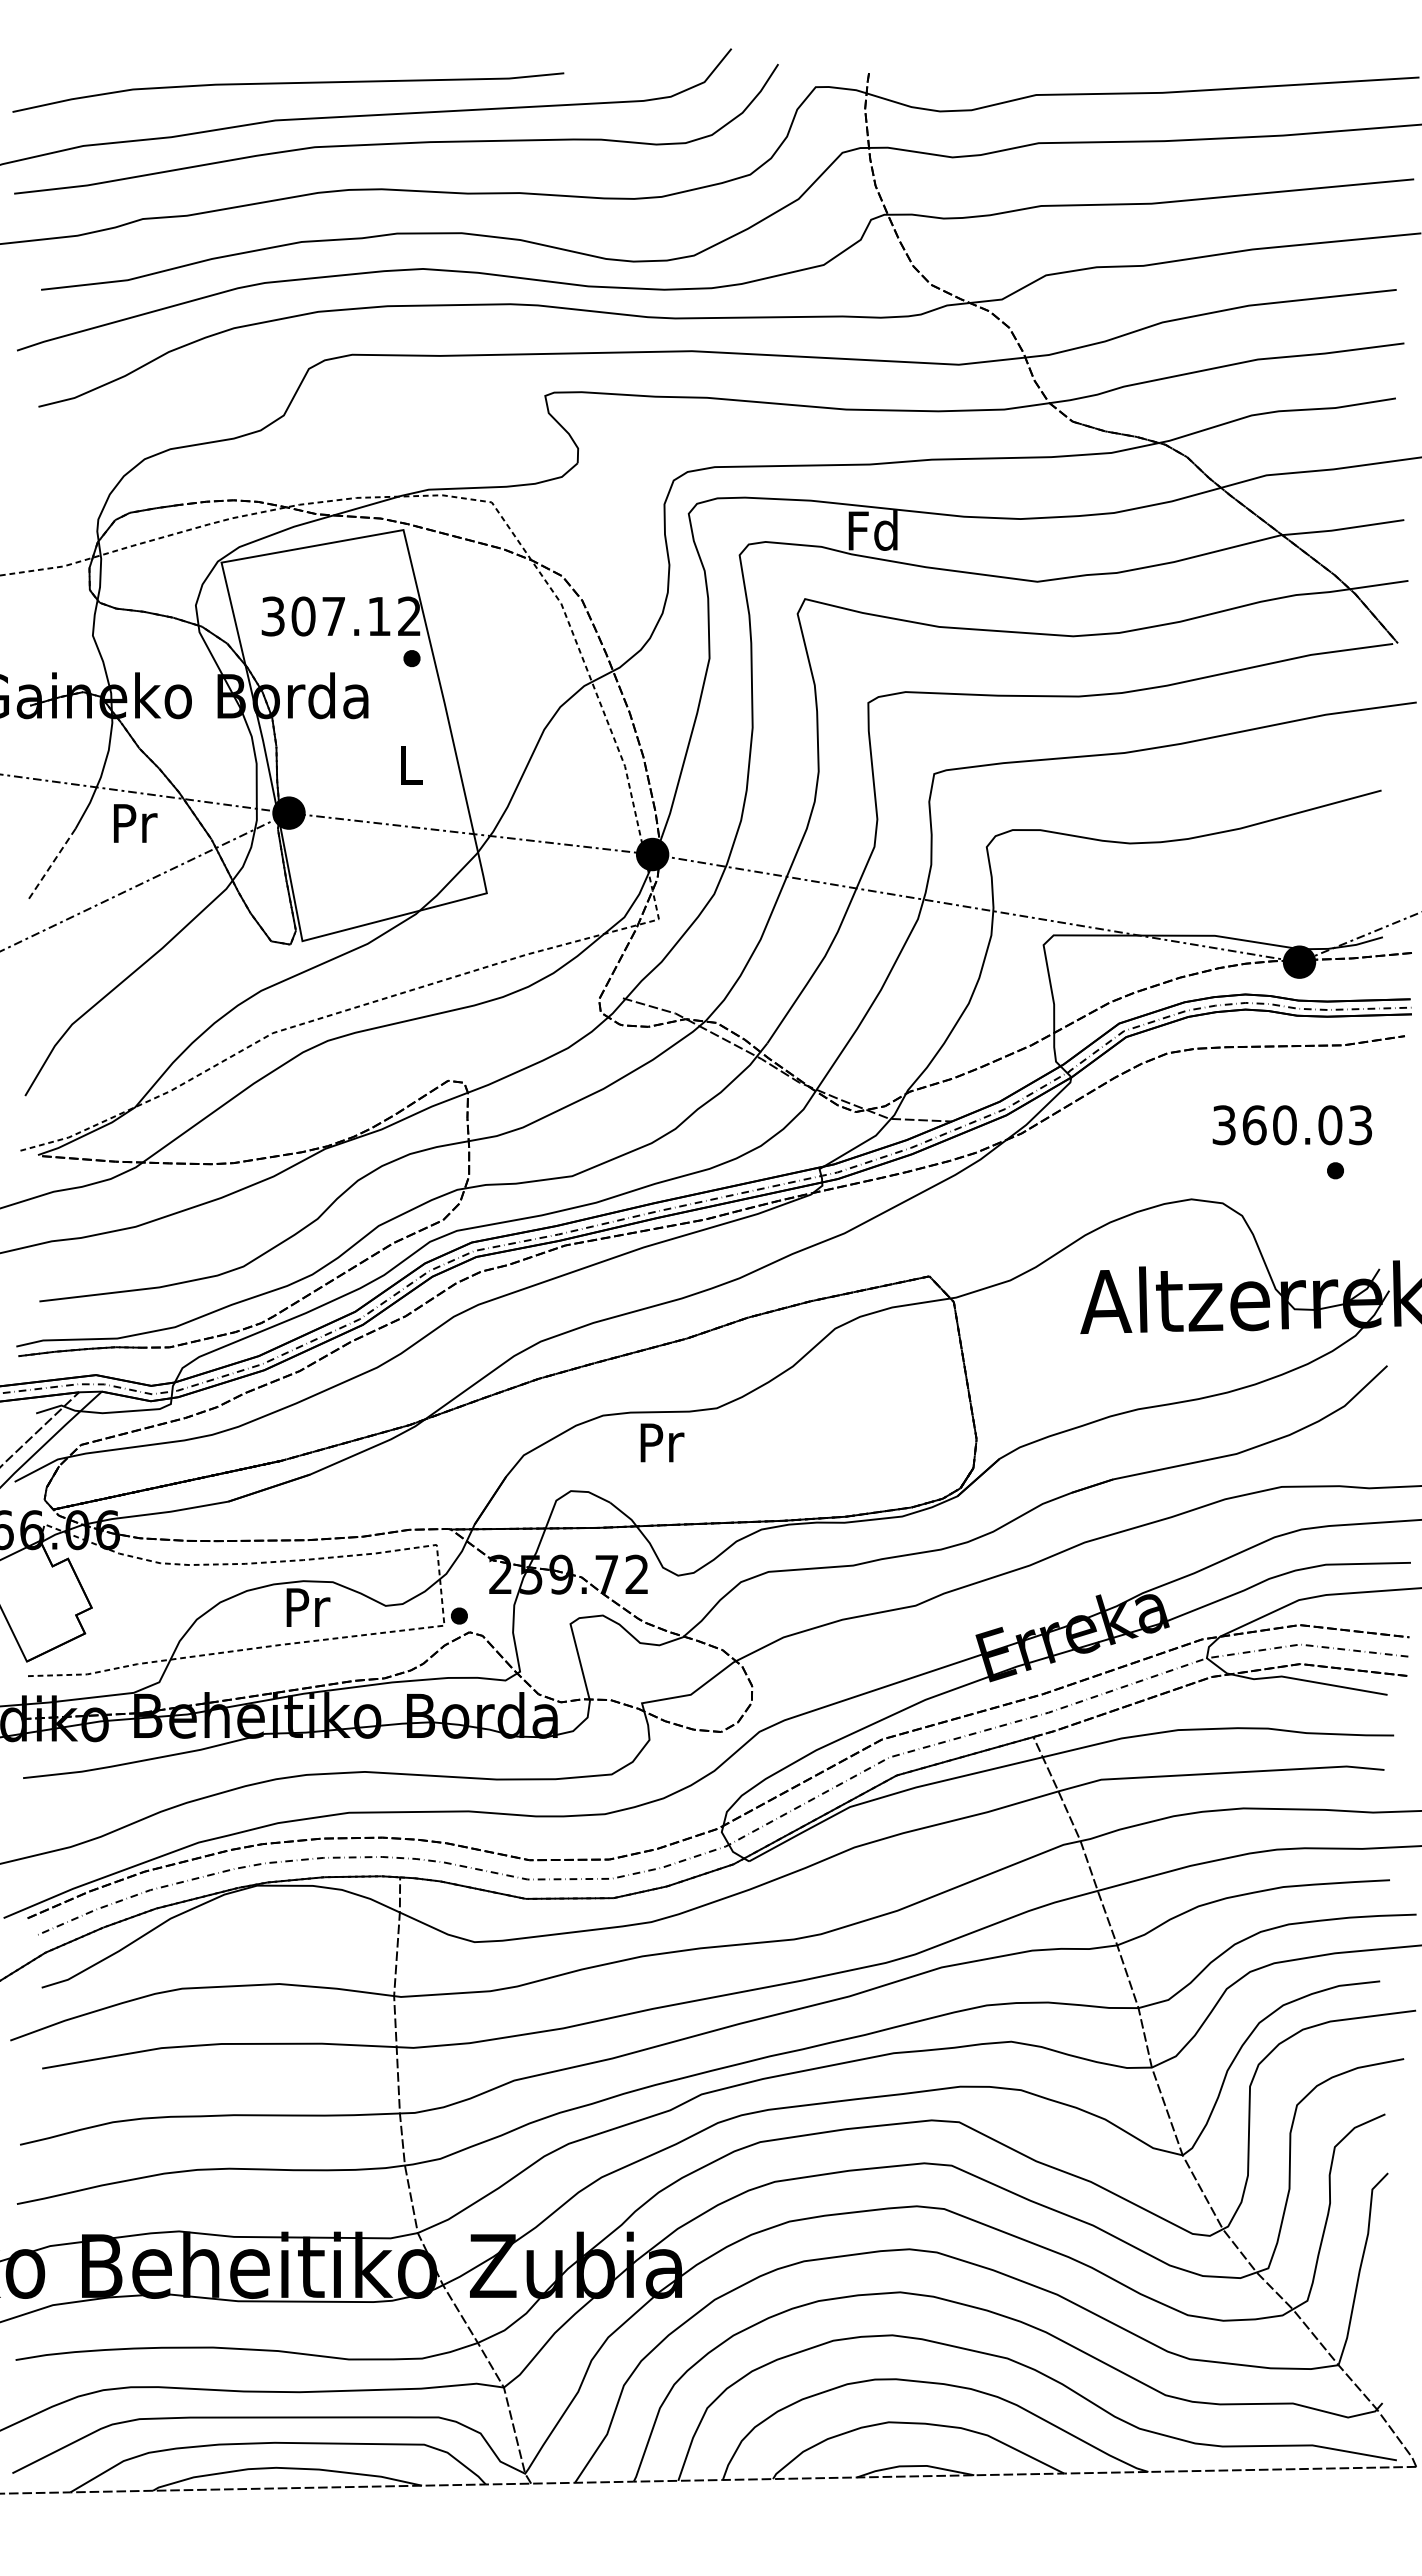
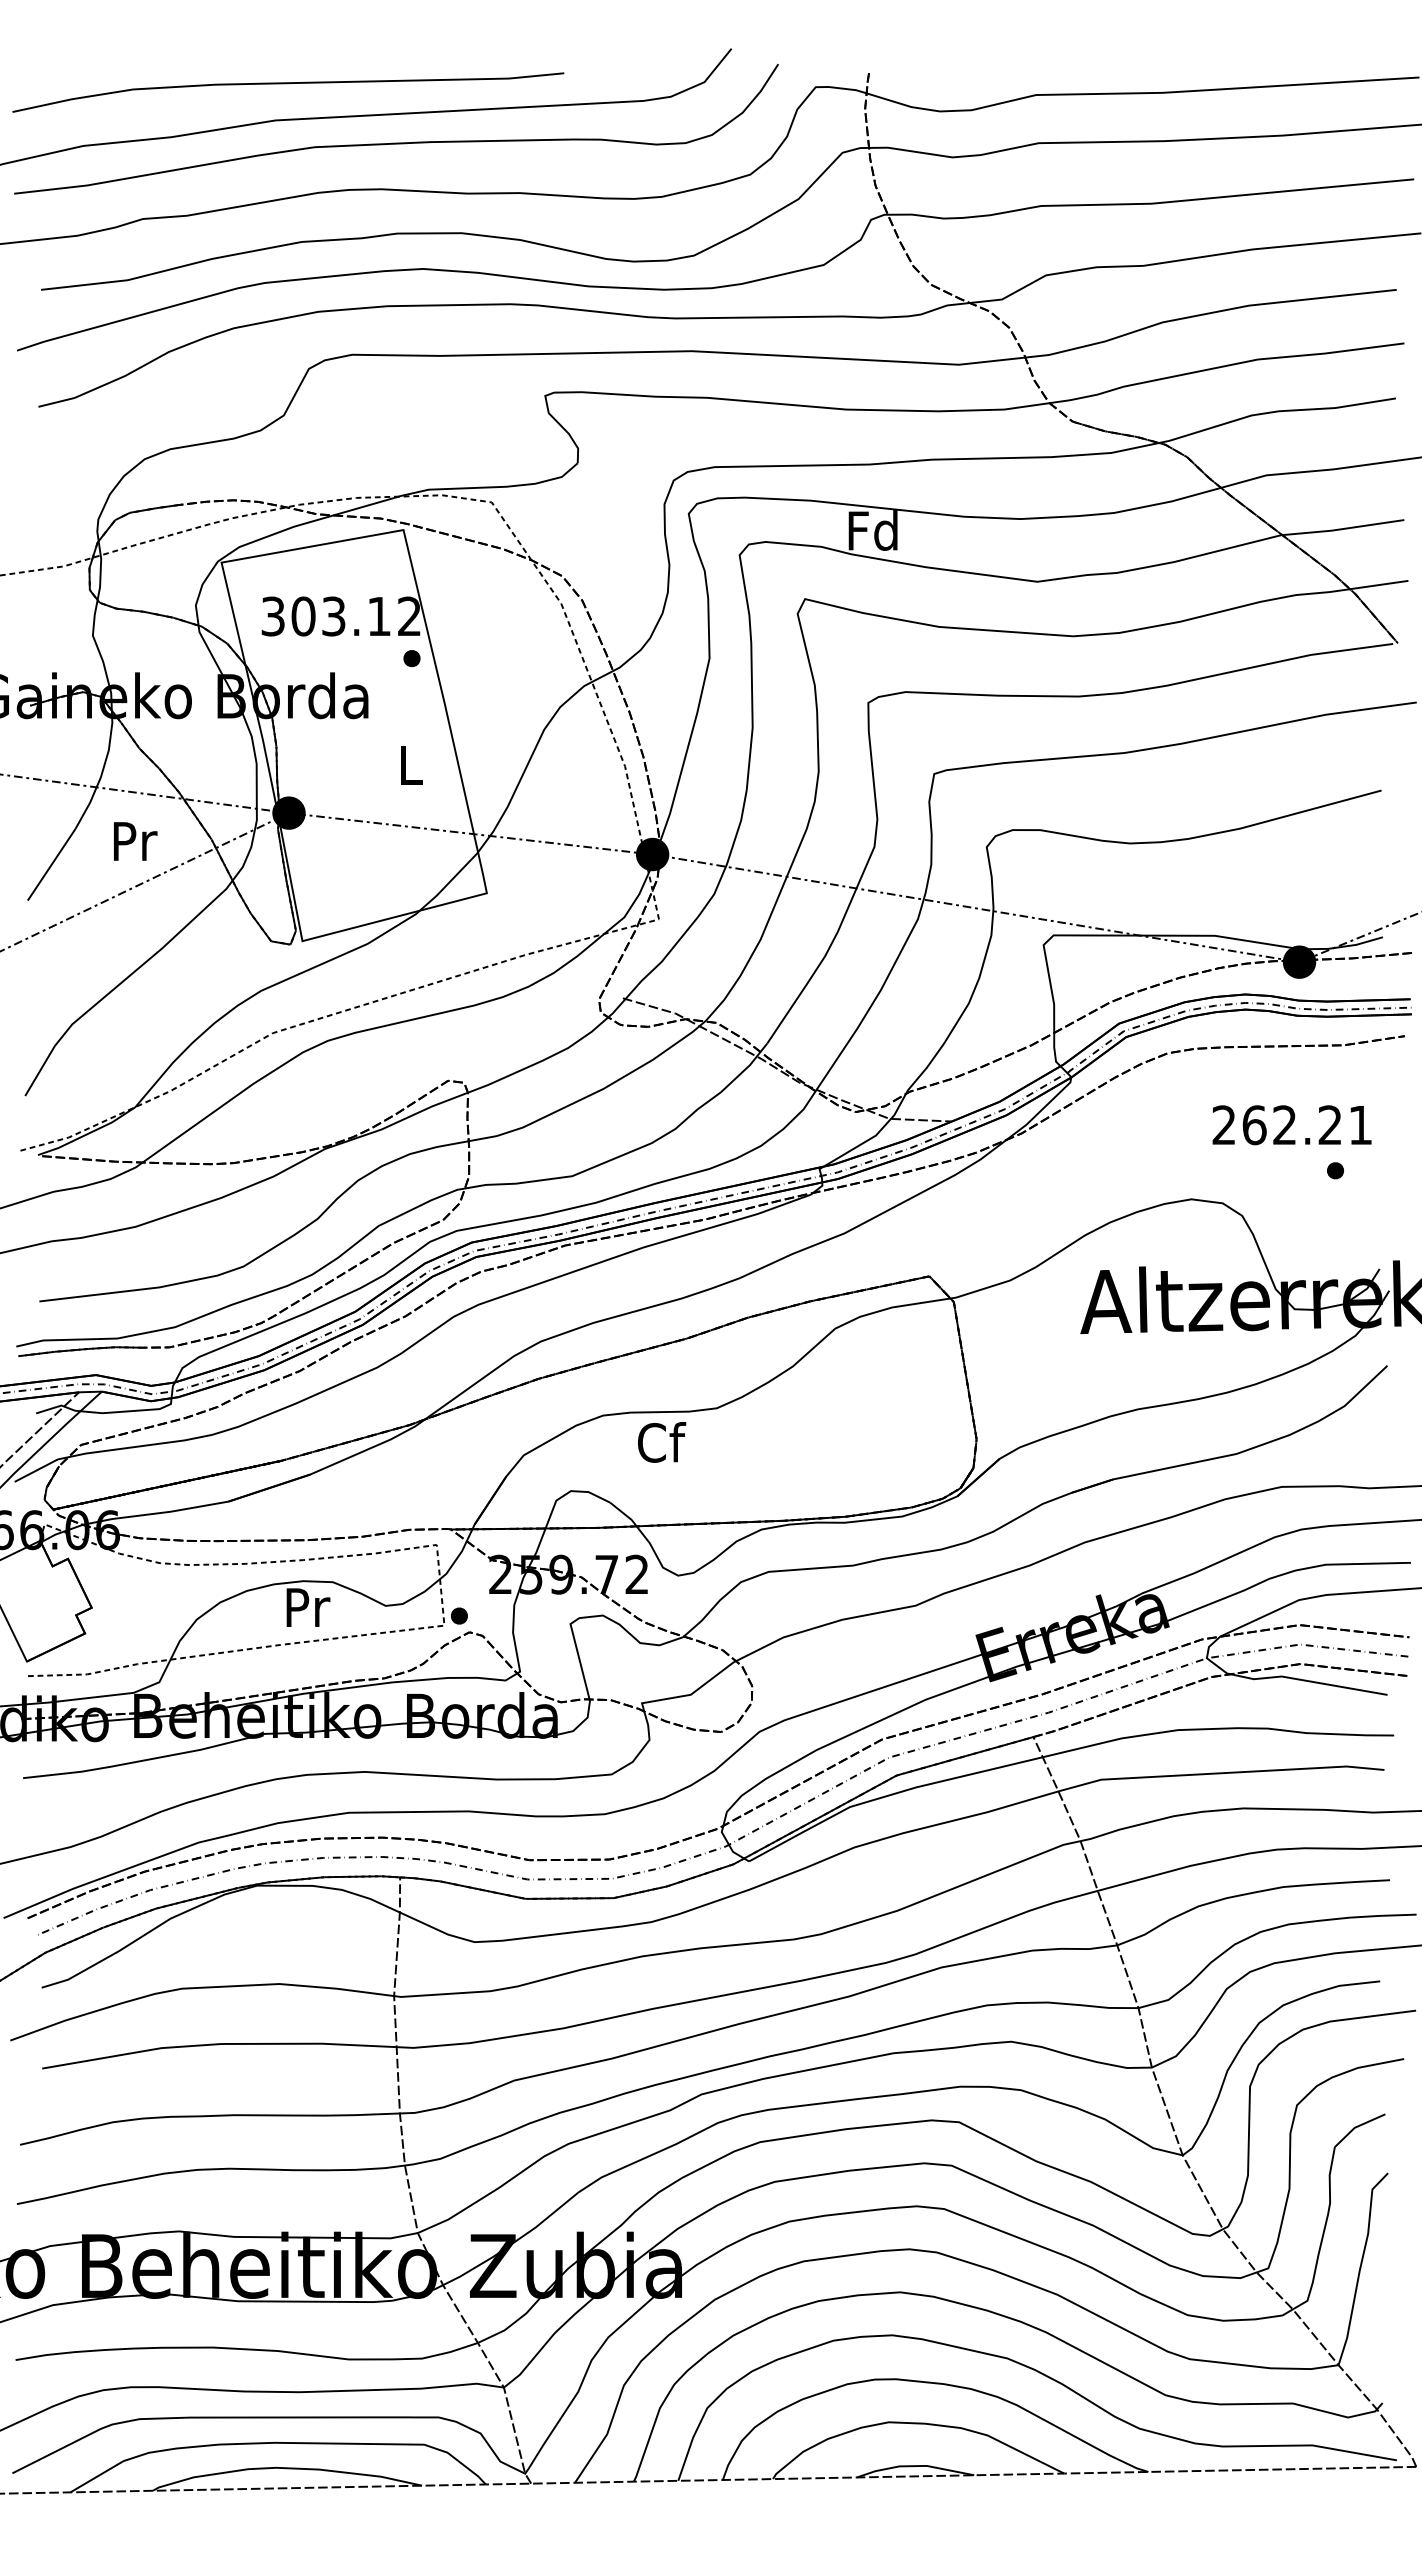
text: 307.12 -> 303.12 (333, 616)
text position: (135, 823) -> (135, 841) (135, 841)
line: dashed -> solid (51, 865)
text: 360.03 -> 262.21 (1292, 1125)
text: Pr -> Cf (662, 1442)
